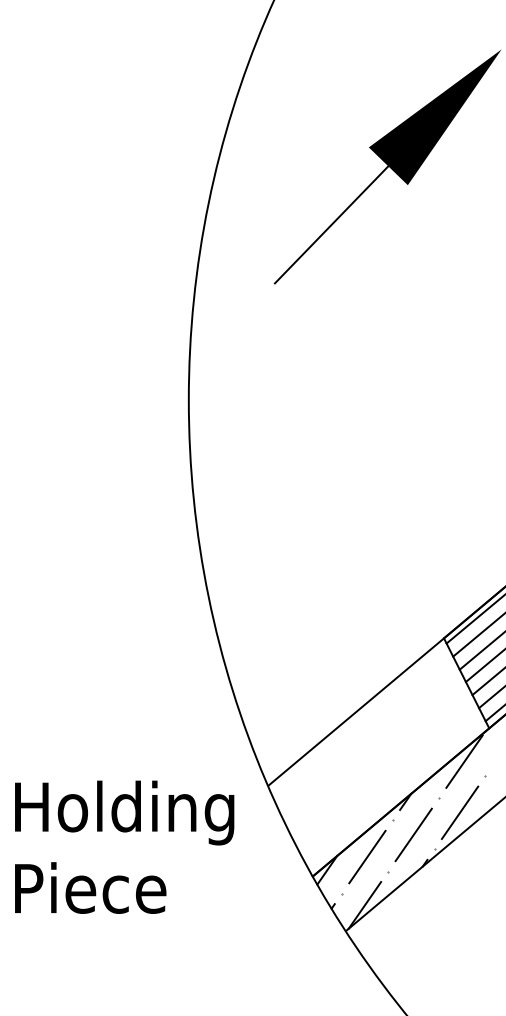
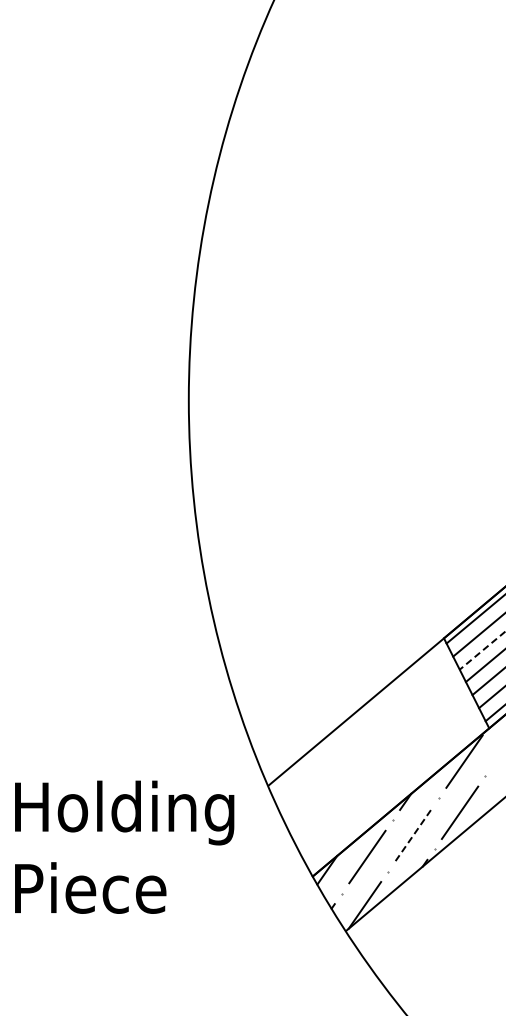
part: present -> none (387, 166)
line: solid -> dashed (482, 650)
line: solid -> dashed (413, 834)
